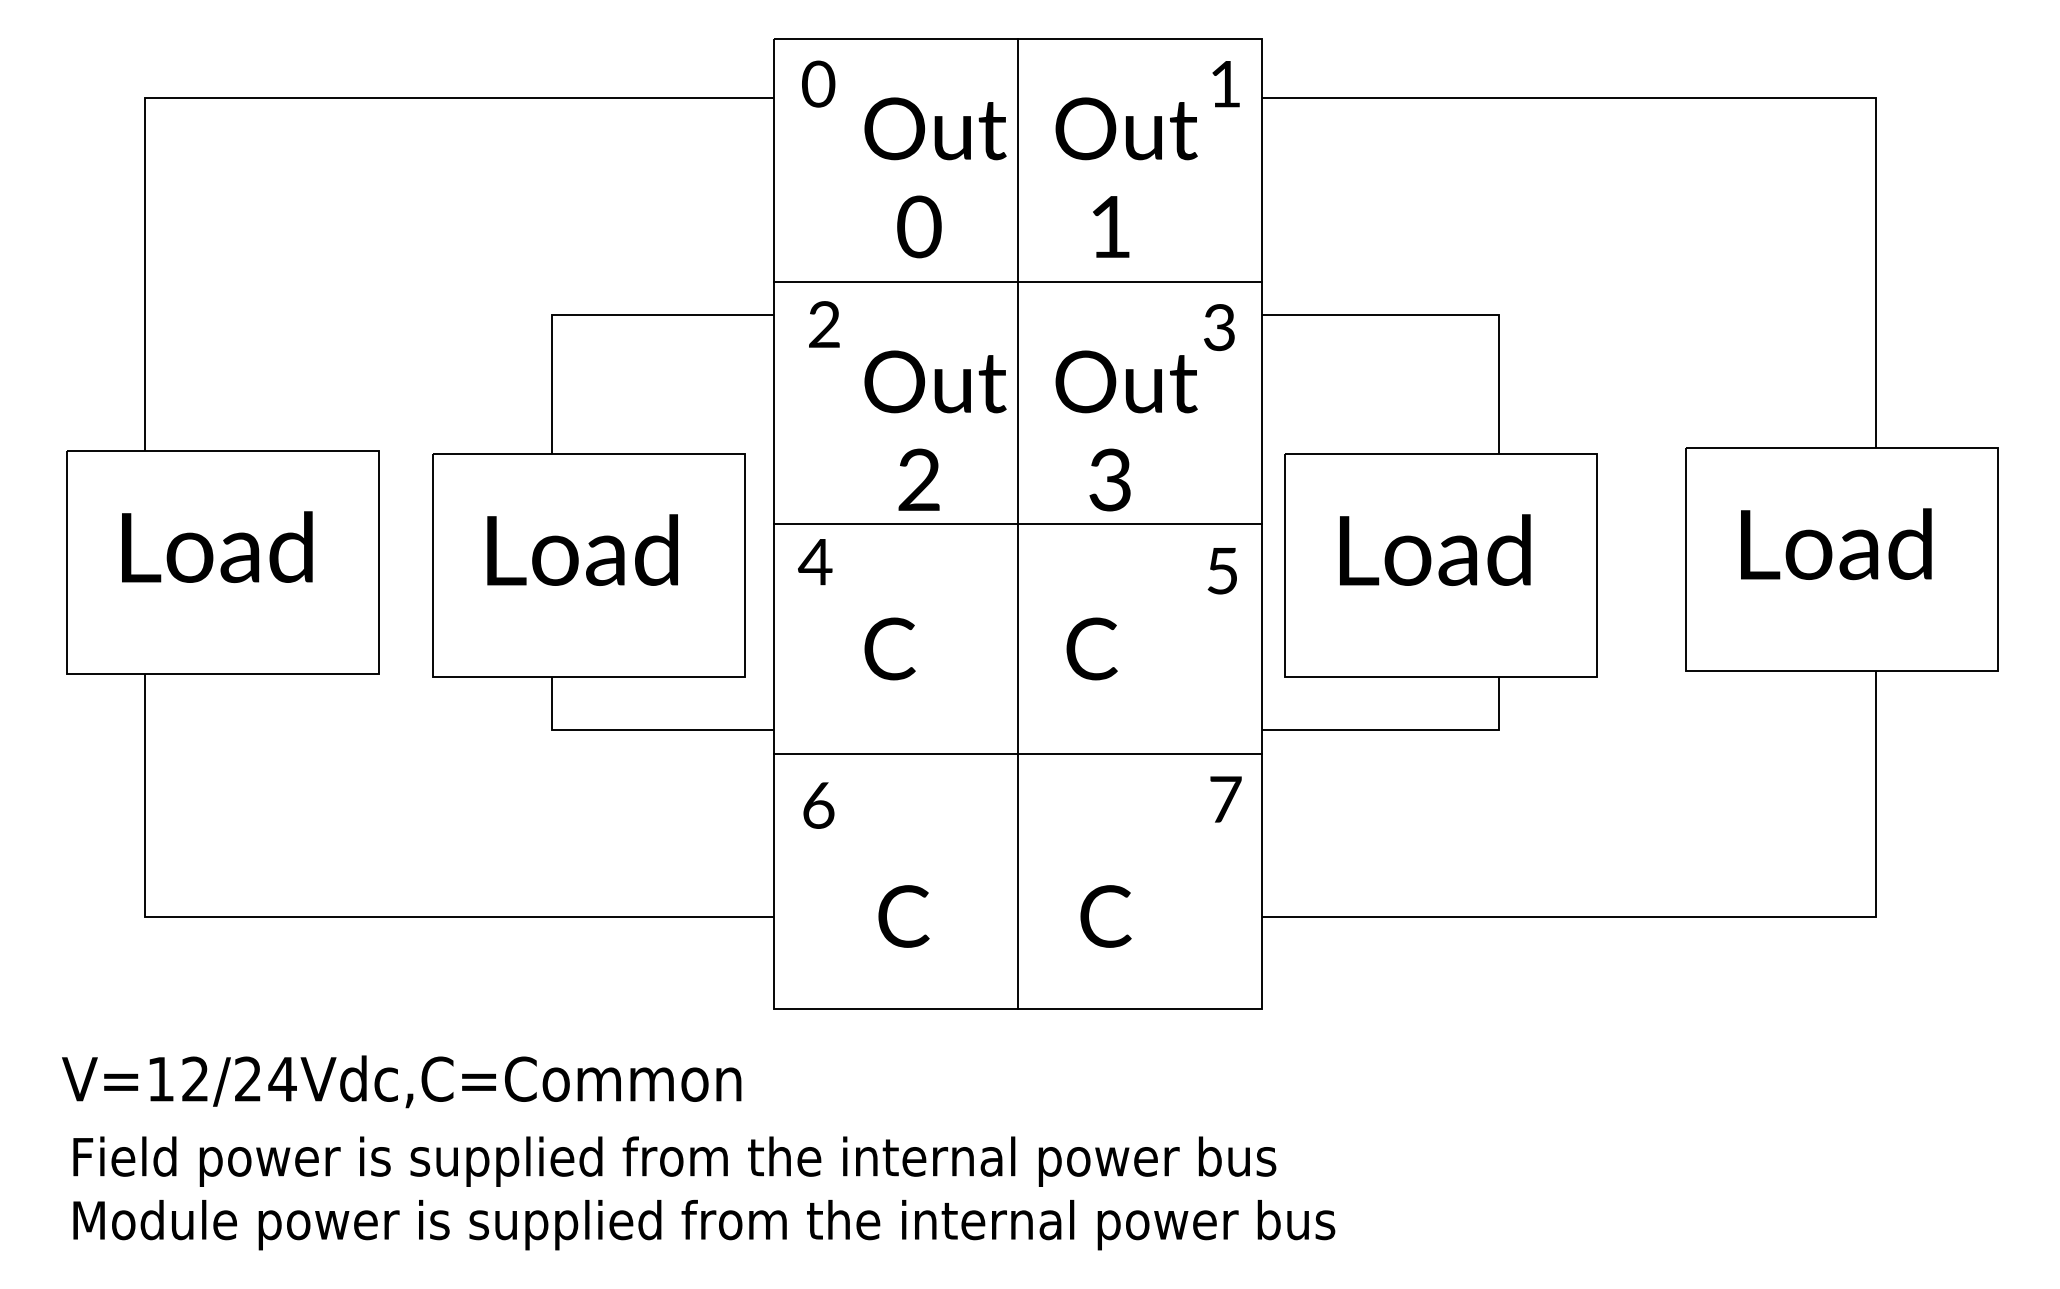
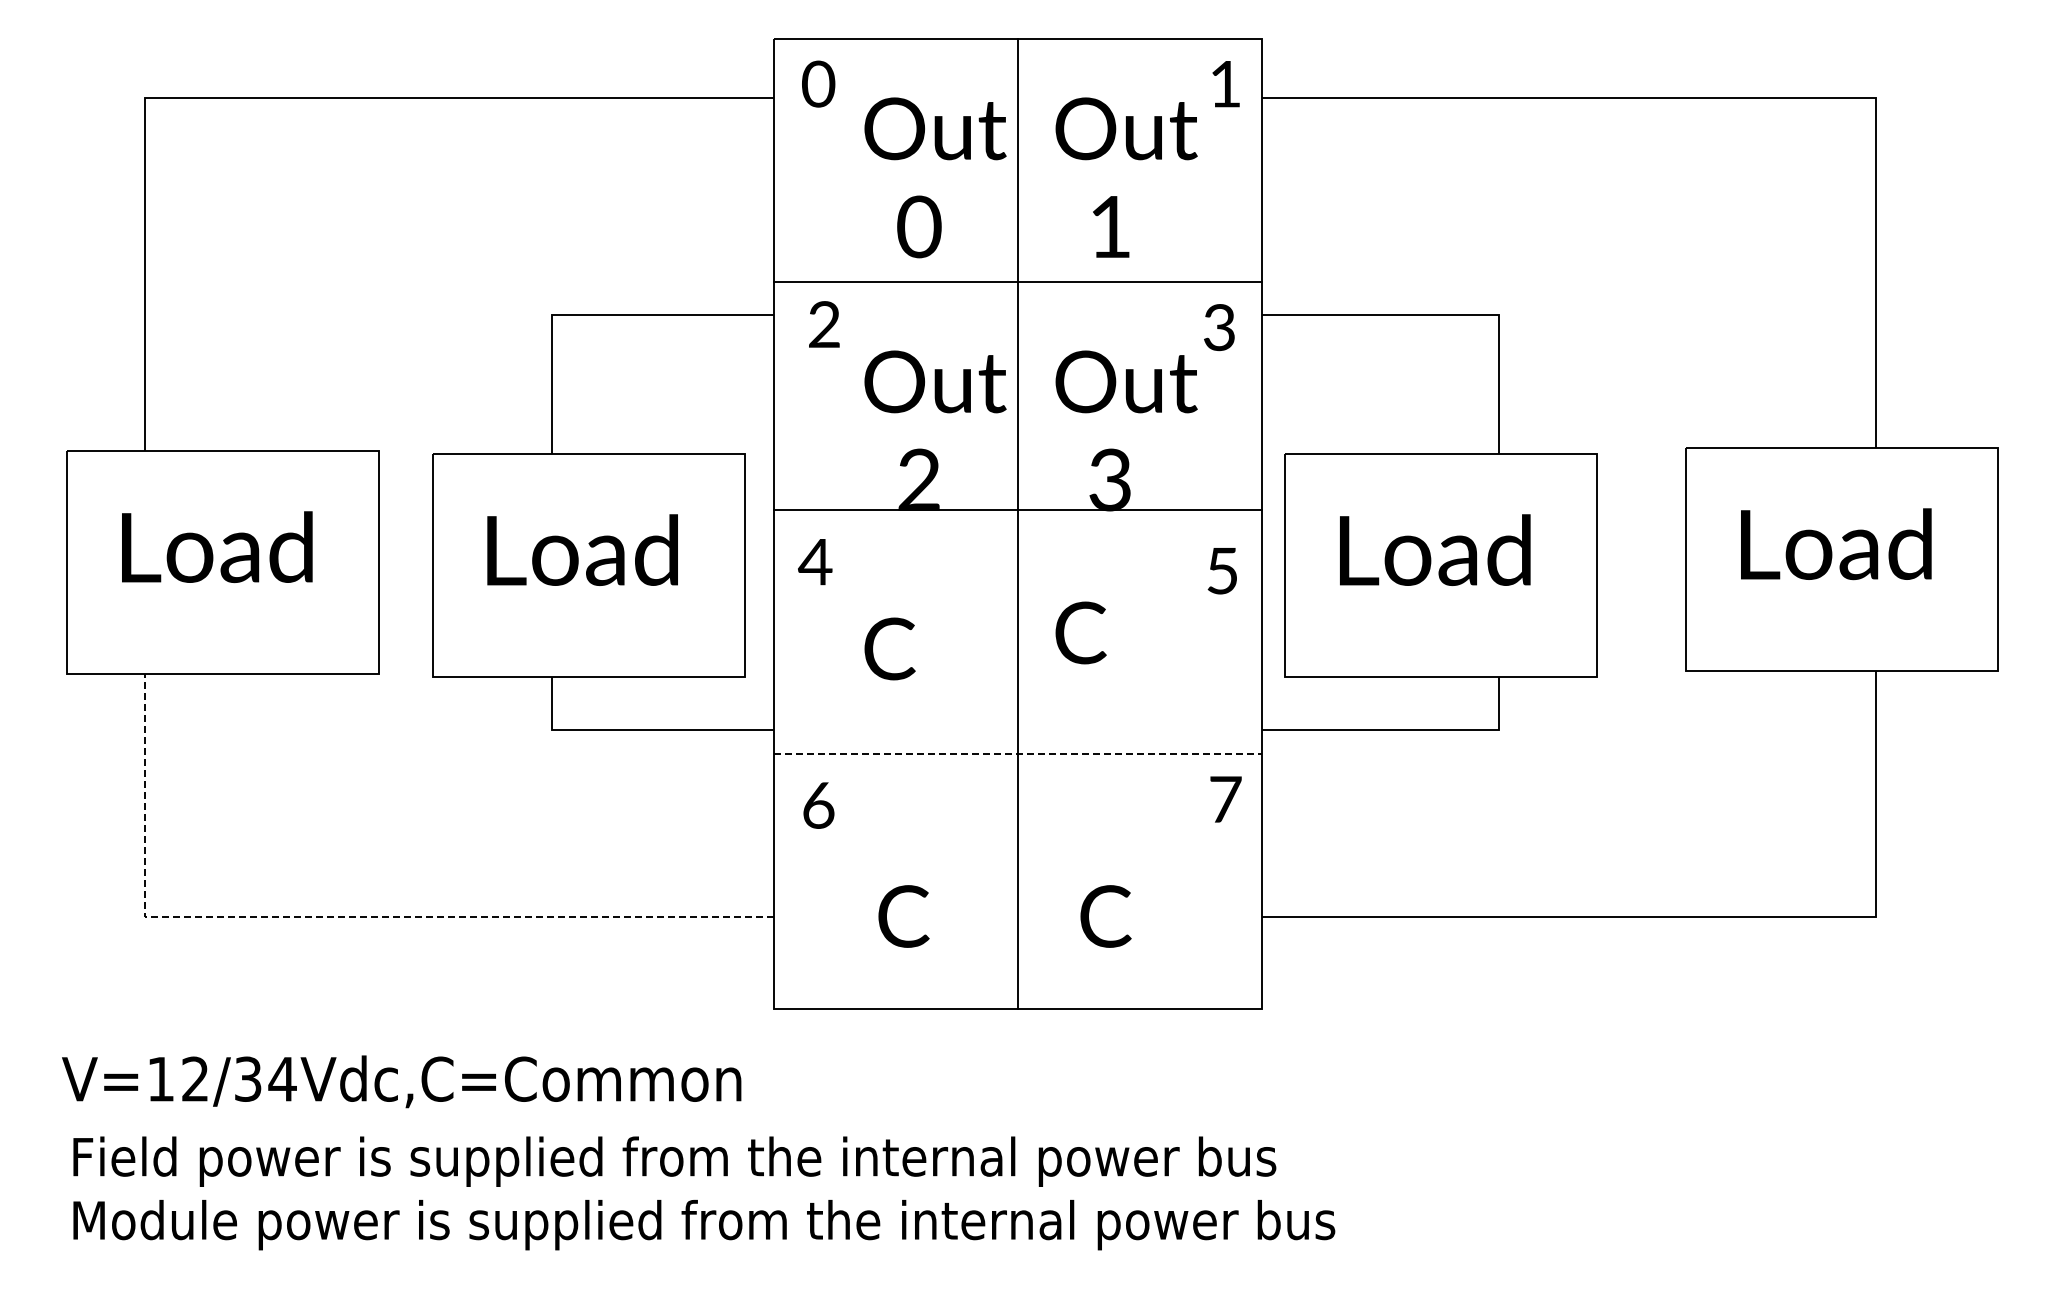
line position: (1017, 523) -> (1017, 509) (1017, 509)
text position: (1091, 648) -> (1080, 632) (1080, 632)
line: solid -> dashed (1017, 753)
line: solid -> dashed (336, 917)
text: V=12/24Vdc,C=Common -> V=12/34Vdc,C=Common (248, 1078)
